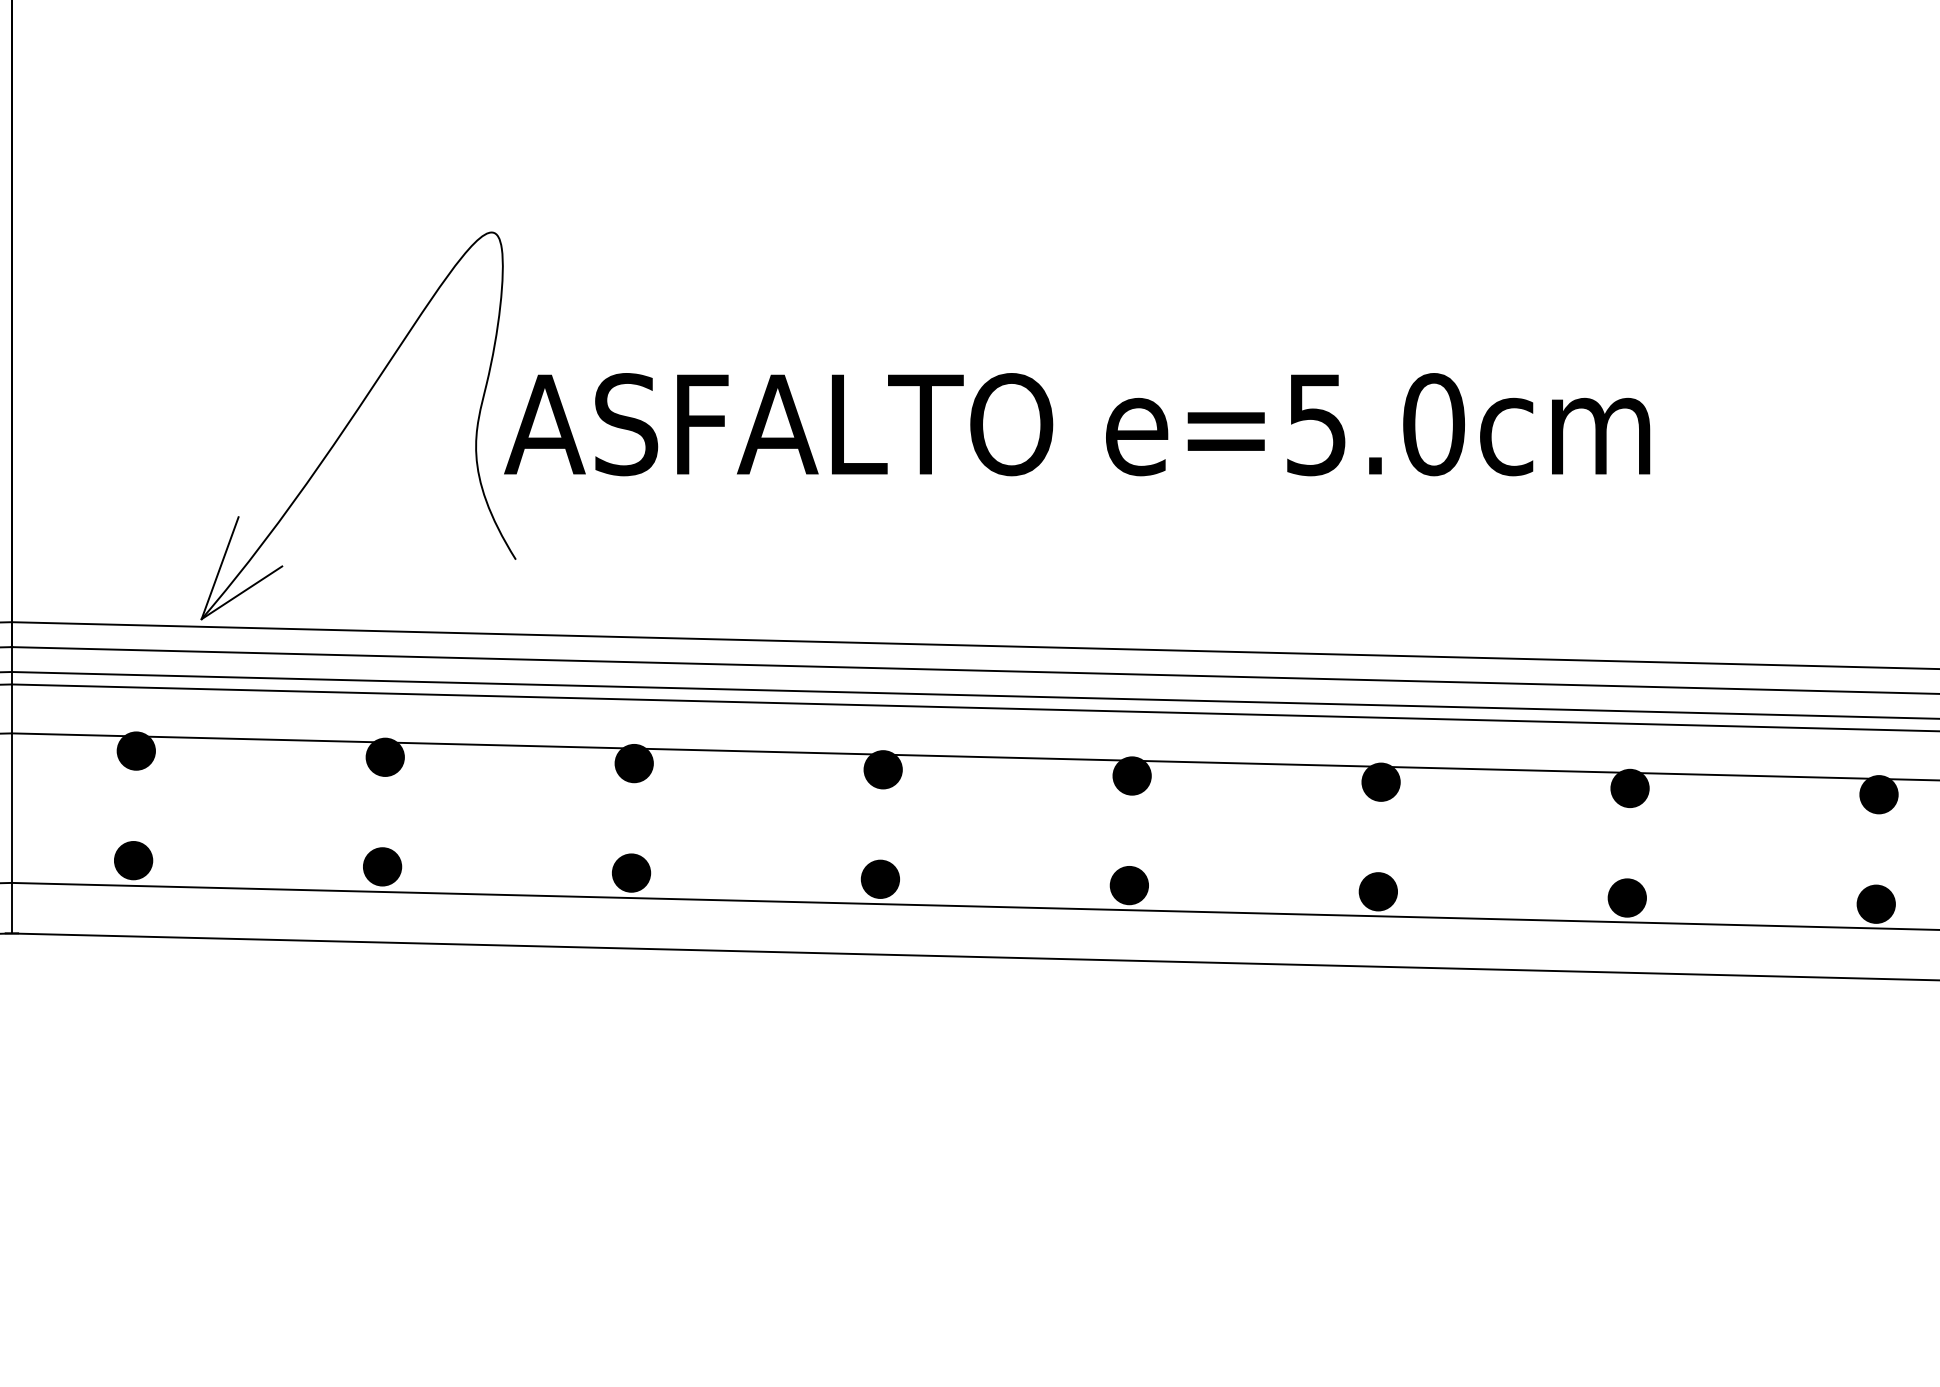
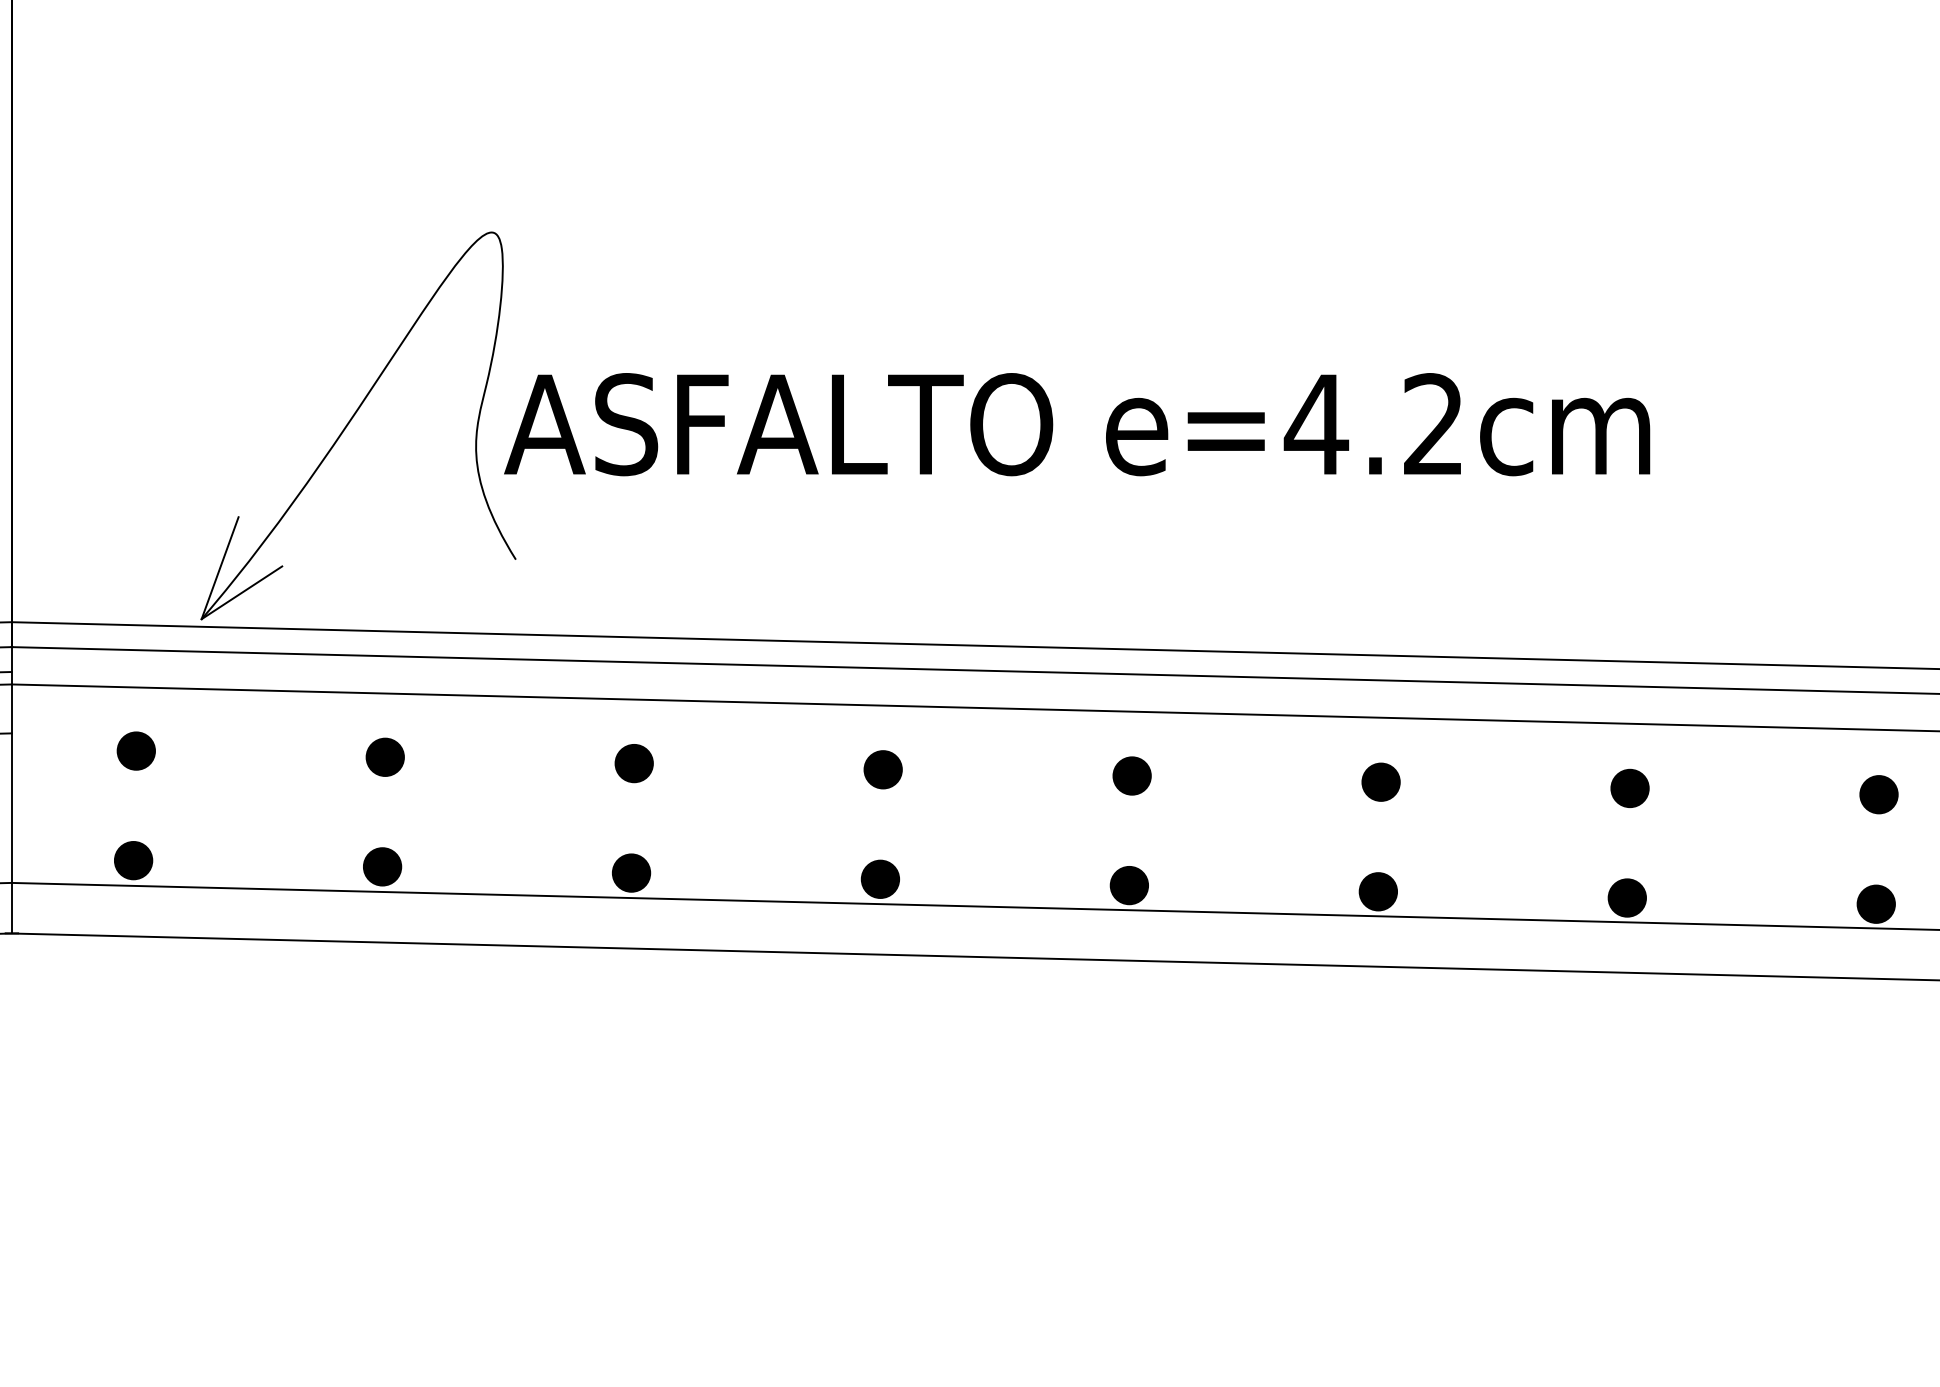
text: e=5.0cm -> e=4.2cm (1373, 424)
line: present -> none (973, 695)
line: present -> none (973, 756)
